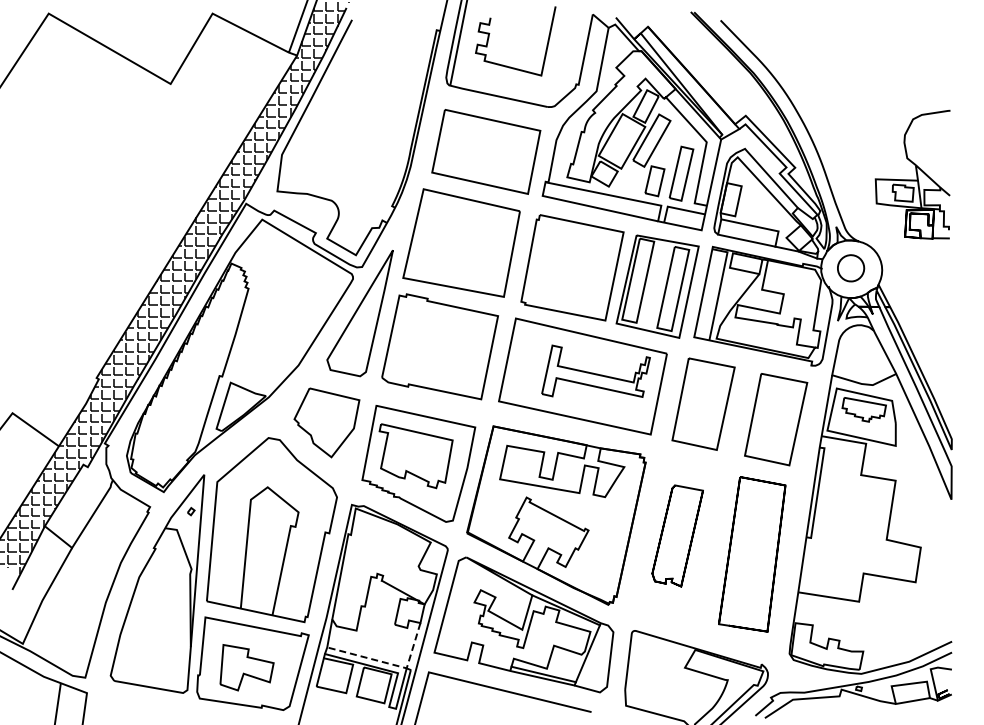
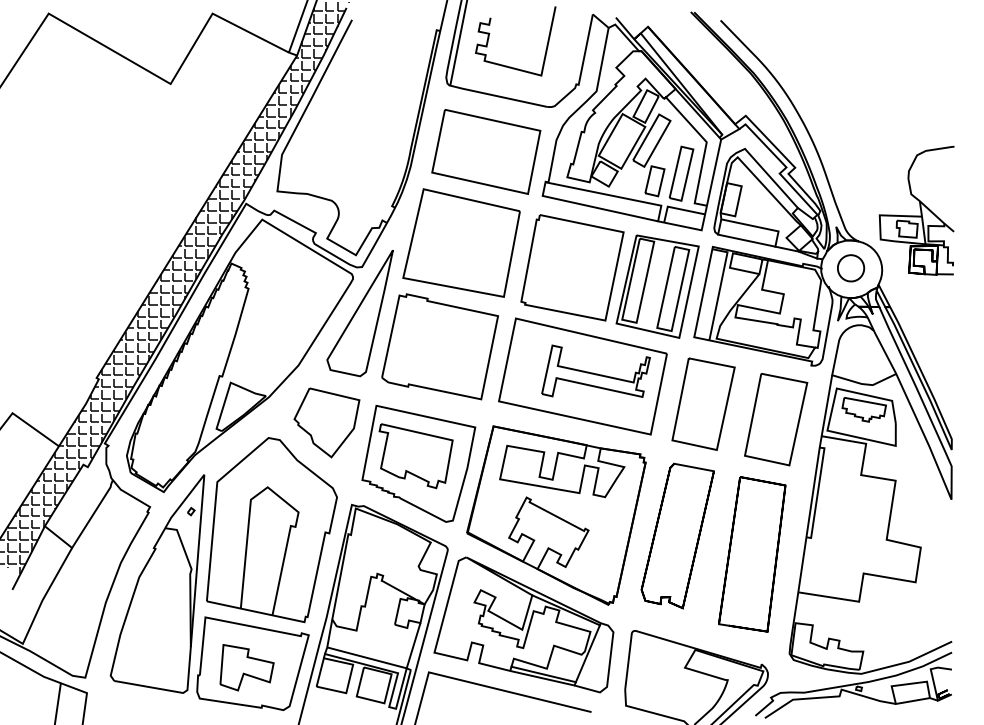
part position: (912, 174) -> (916, 210) (916, 210)
part size: 53x104 px -> 75x148 px (677, 535)
line: dashed -> solid (390, 664)
